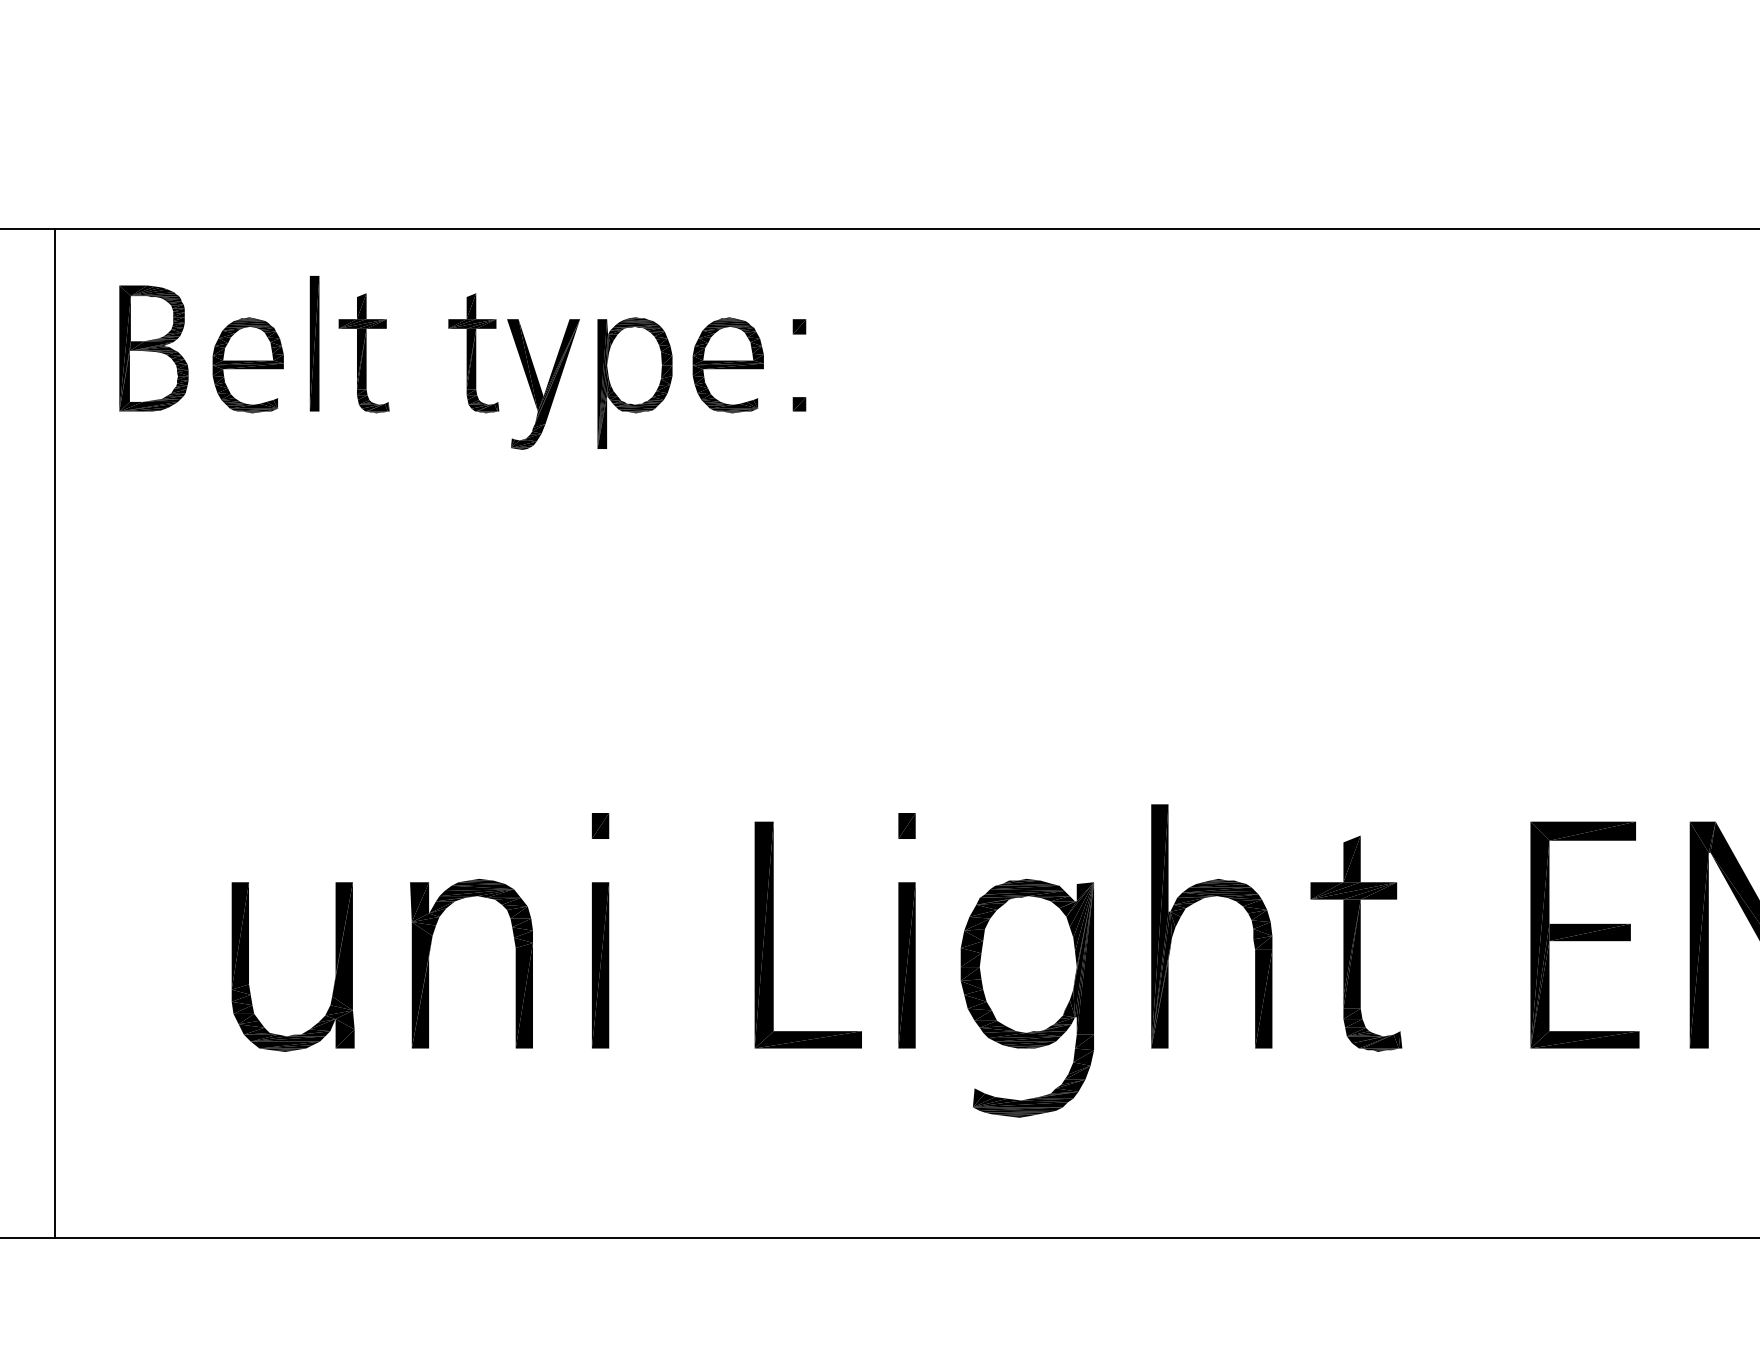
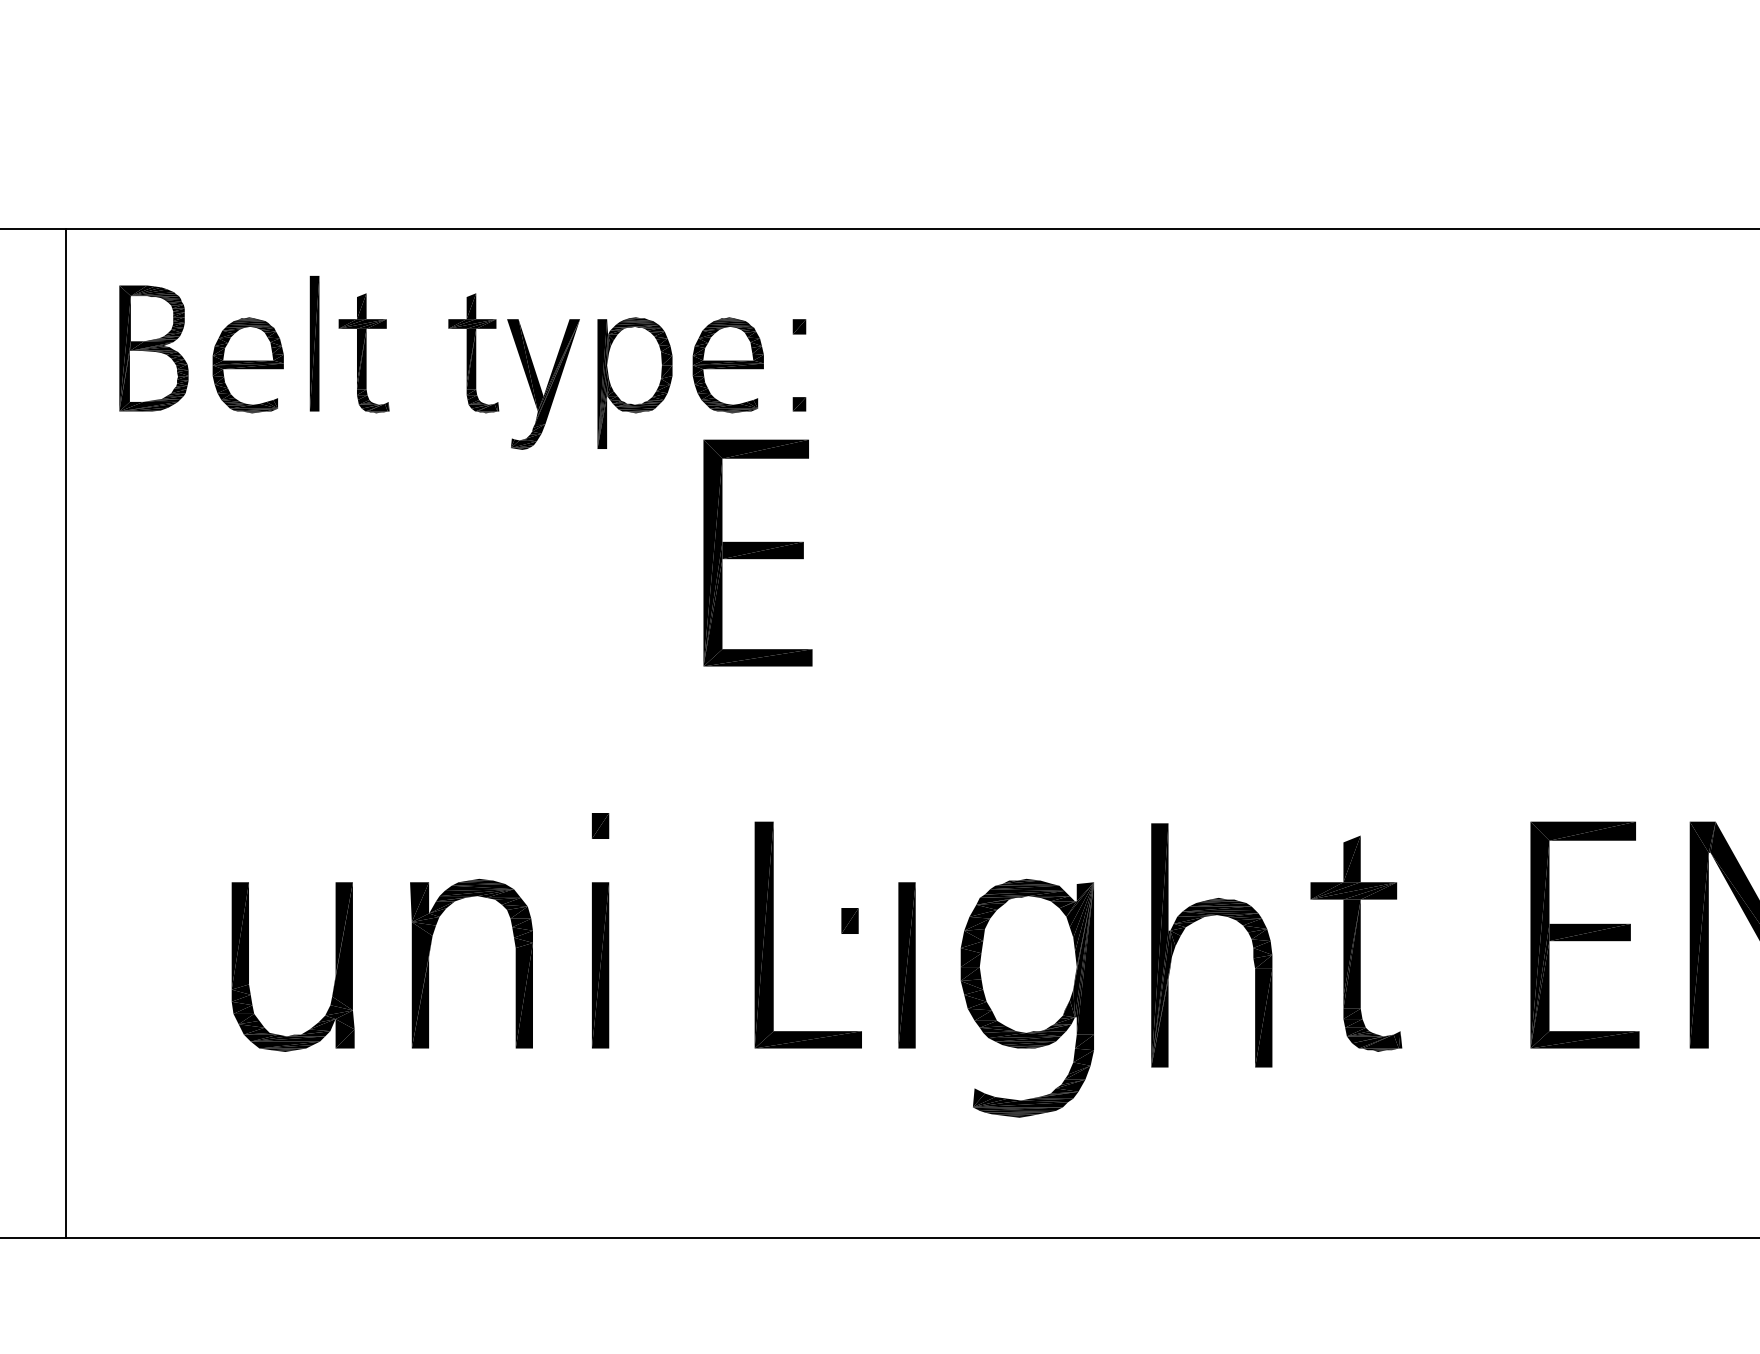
part: none -> present (757, 552)
line position: (54, 733) -> (65, 733) (65, 733)
part position: (906, 825) -> (849, 920) (849, 920)
part position: (1198, 901) -> (1198, 920) (1198, 920)
